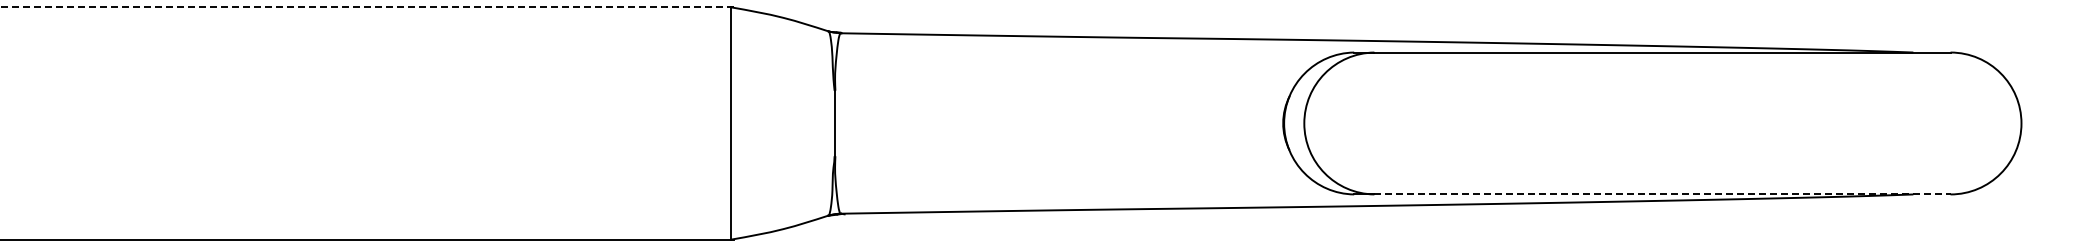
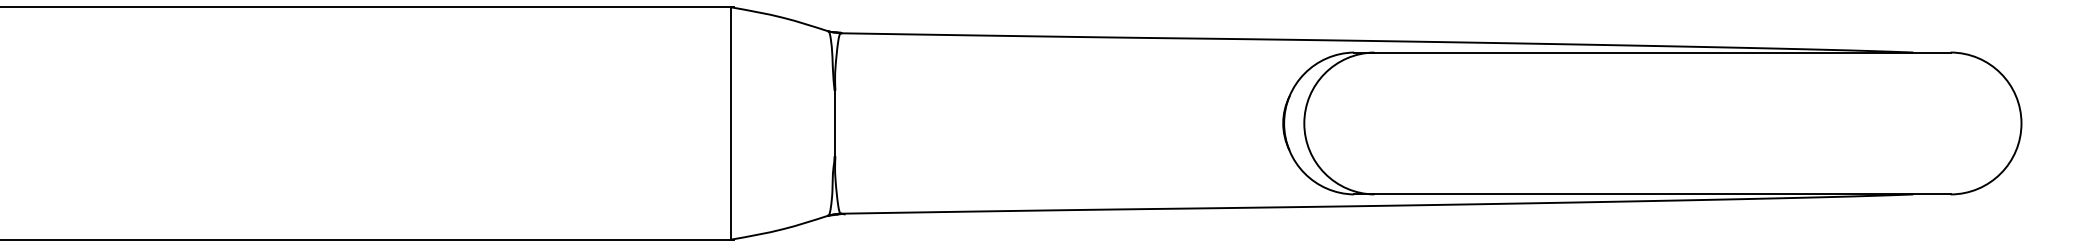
line: dashed -> solid (367, 7)
line: dashed -> solid (1662, 194)
